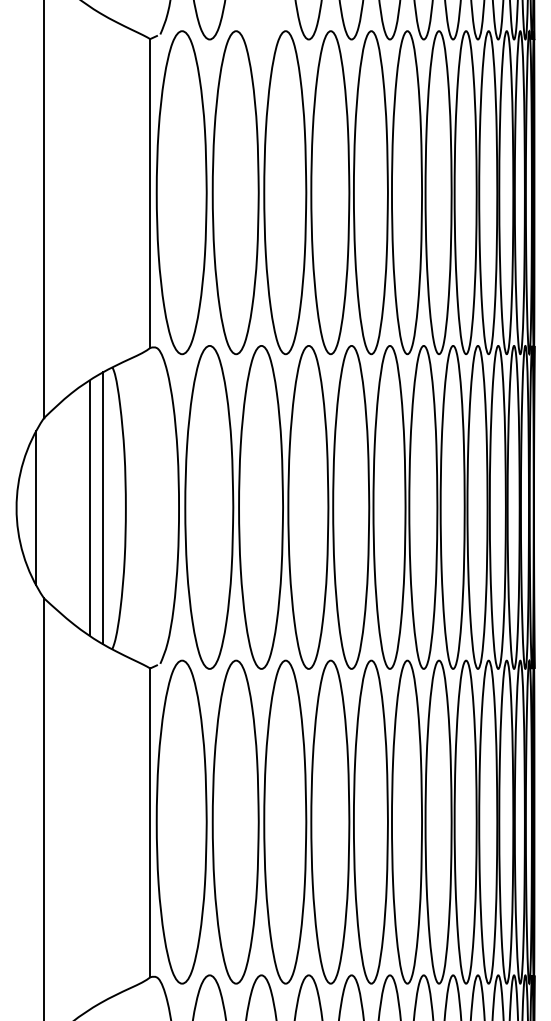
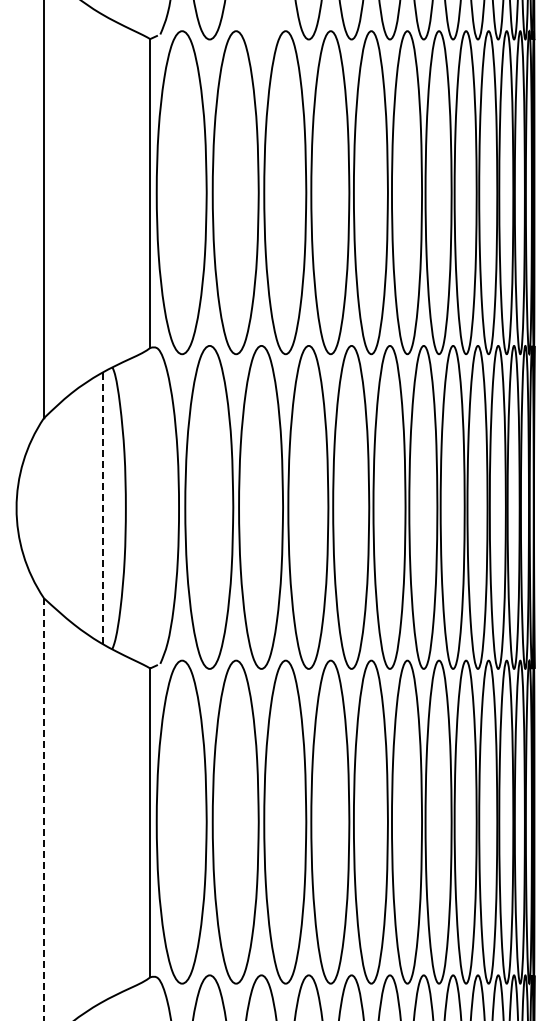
line: present -> none (89, 507)
line: present -> none (36, 508)
line: solid -> dashed (103, 508)
line: solid -> dashed (43, 809)
